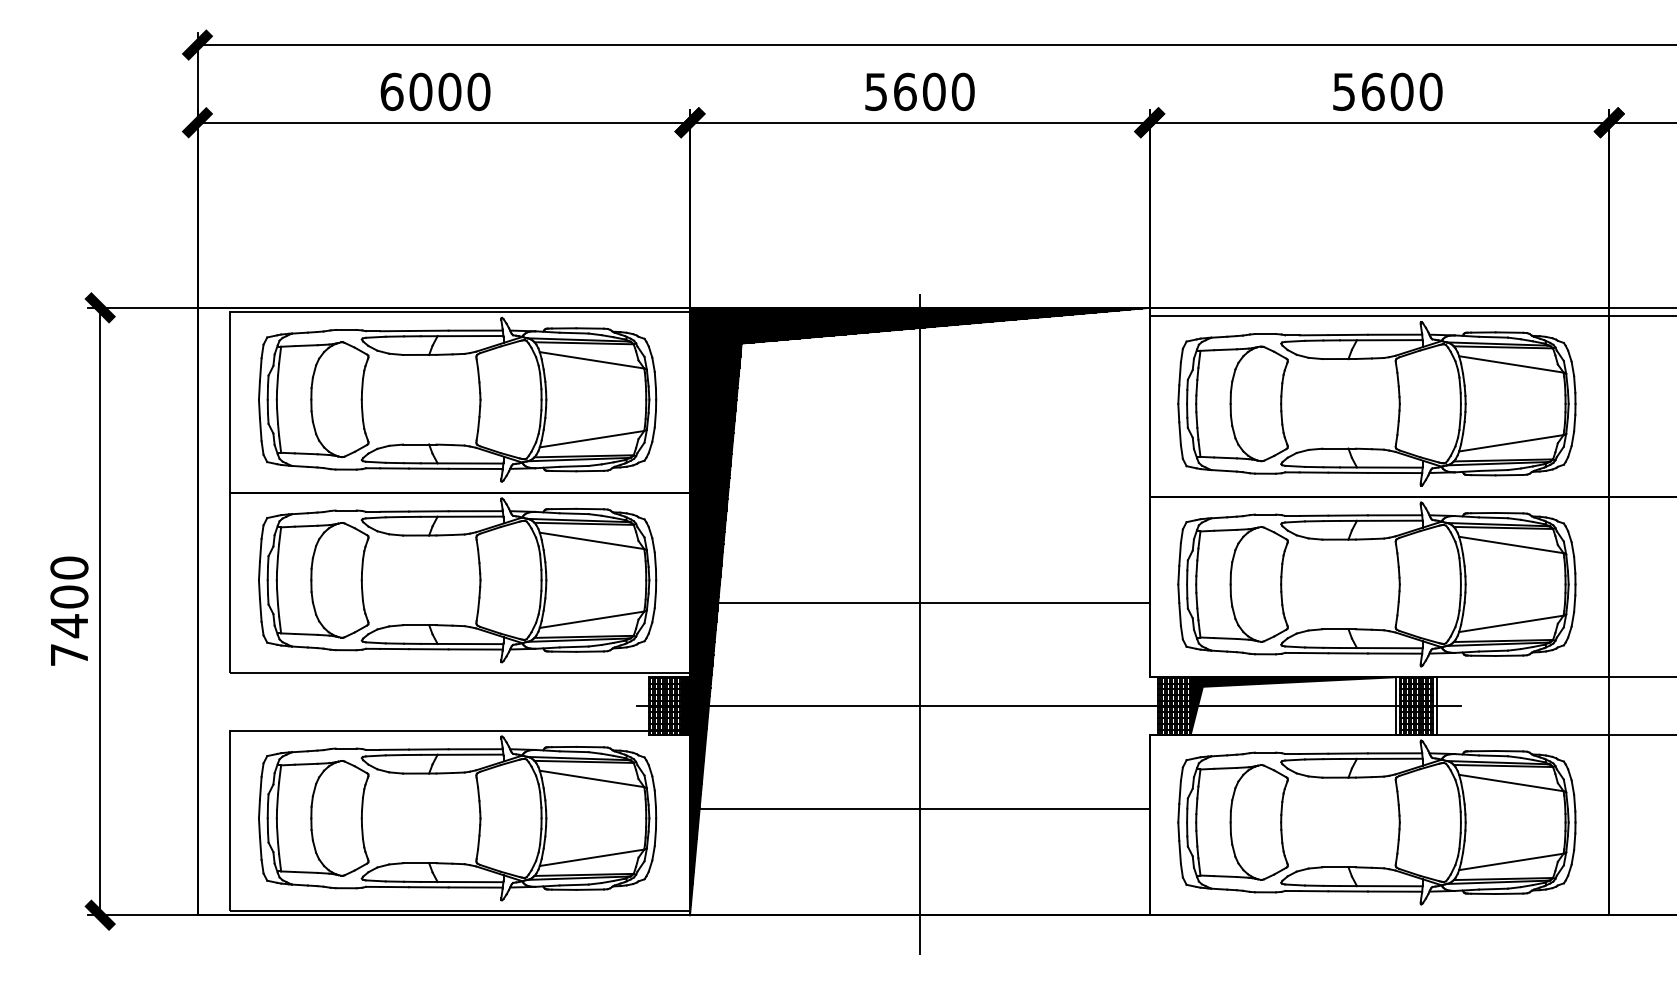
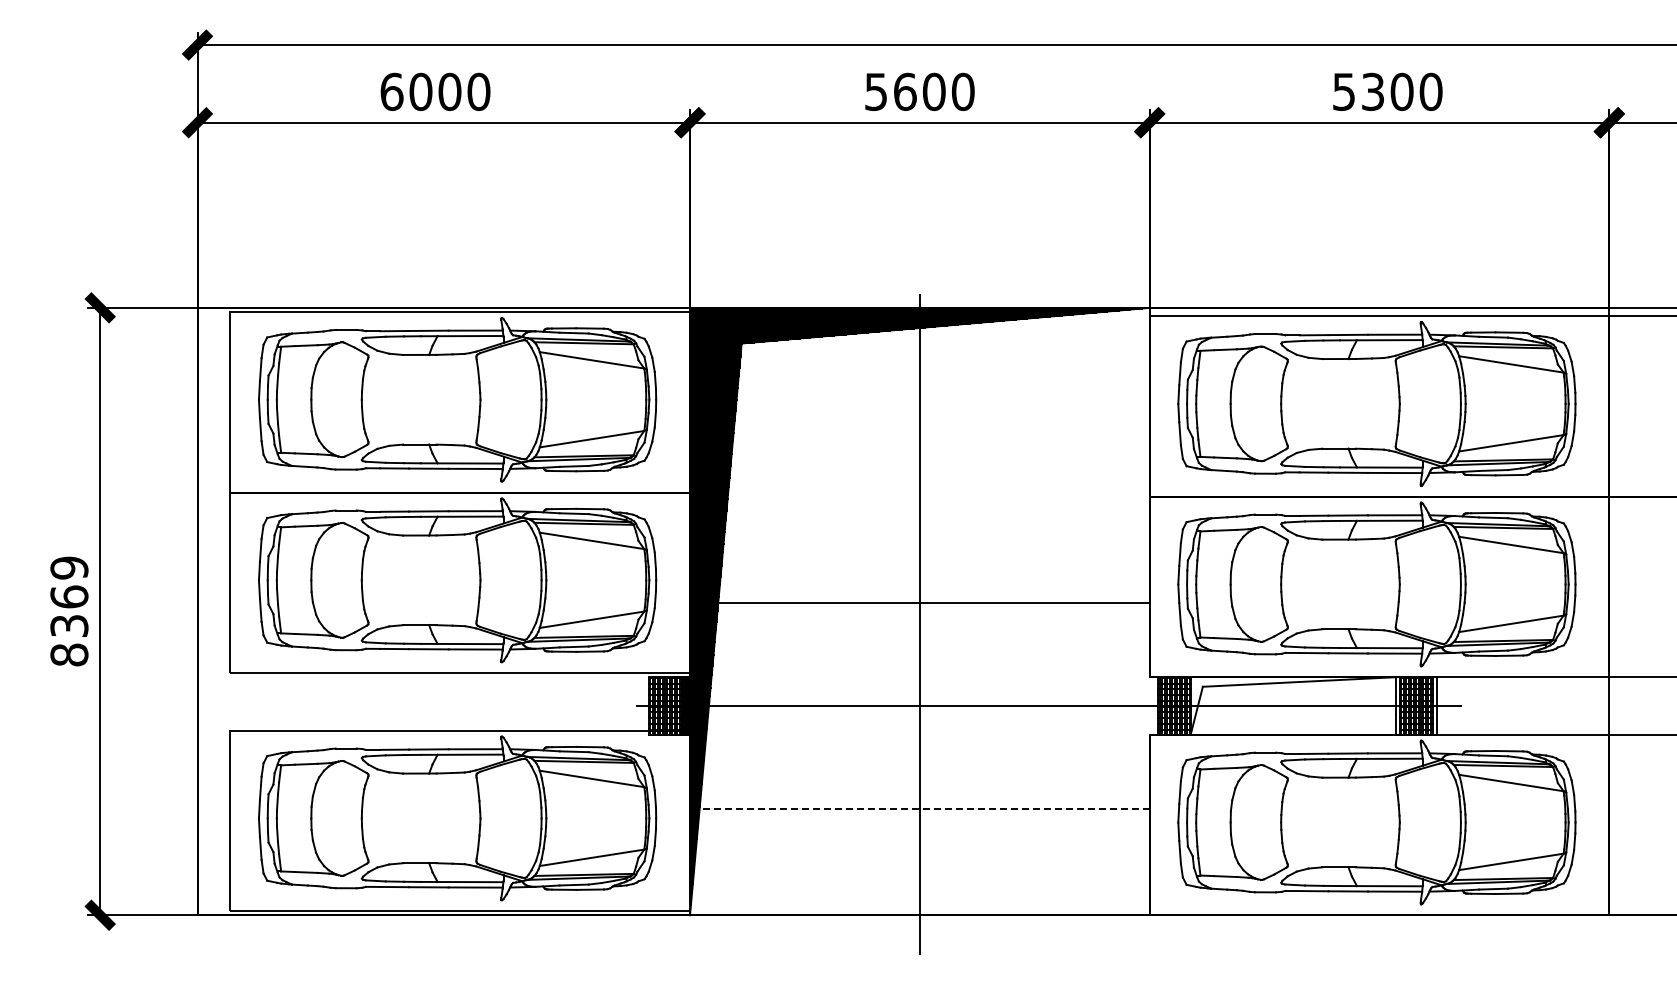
text: 5600 -> 5300 (1373, 91)
text: 7400 -> 8369 (69, 611)
fill: present -> none (1292, 705)
line: solid -> dashed (919, 808)
